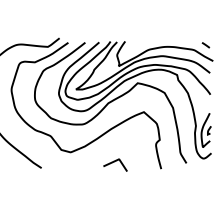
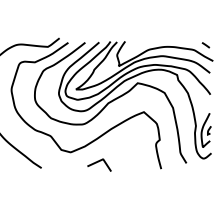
curve position: (114, 162) -> (98, 162) (98, 162)
